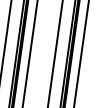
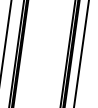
line: present -> none (30, 53)
line: present -> none (55, 53)
